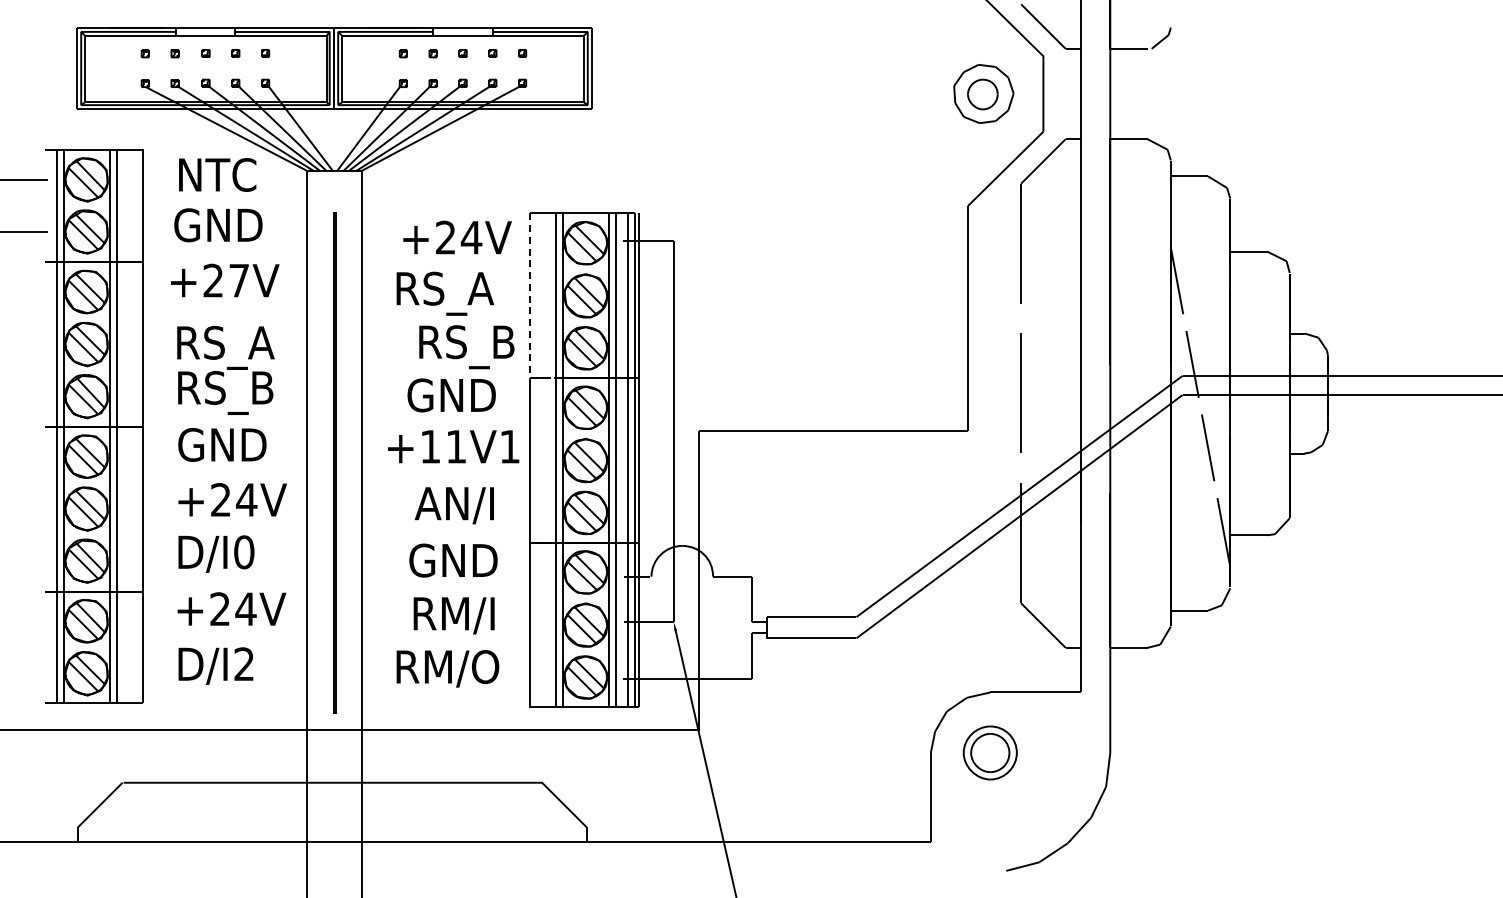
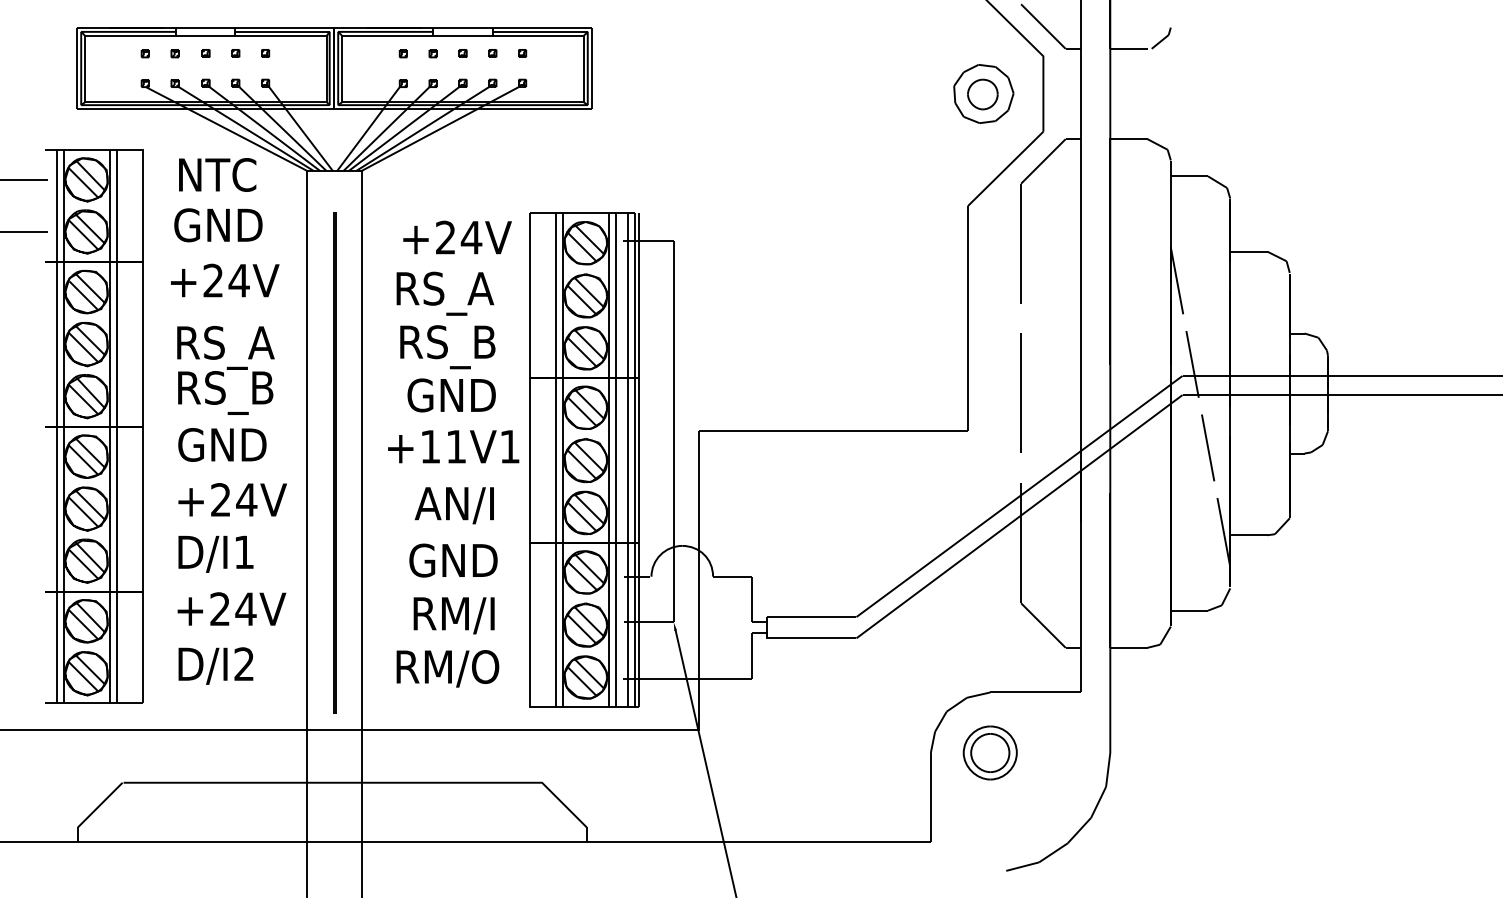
text: +27V -> +24V (238, 280)
line: dashed -> solid (530, 309)
text position: (466, 347) -> (447, 347) (447, 347)
text: D/I0 -> D/I1 (244, 552)
